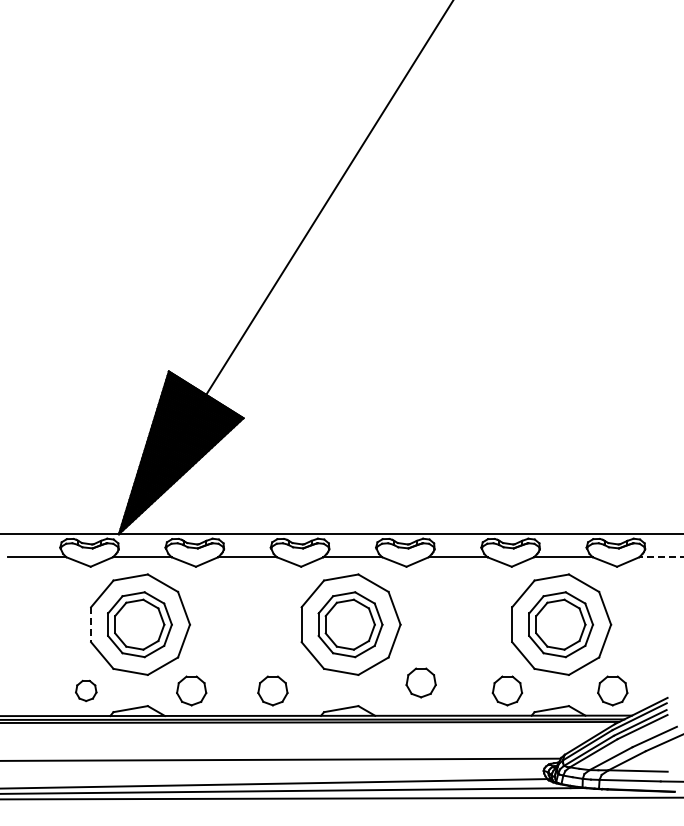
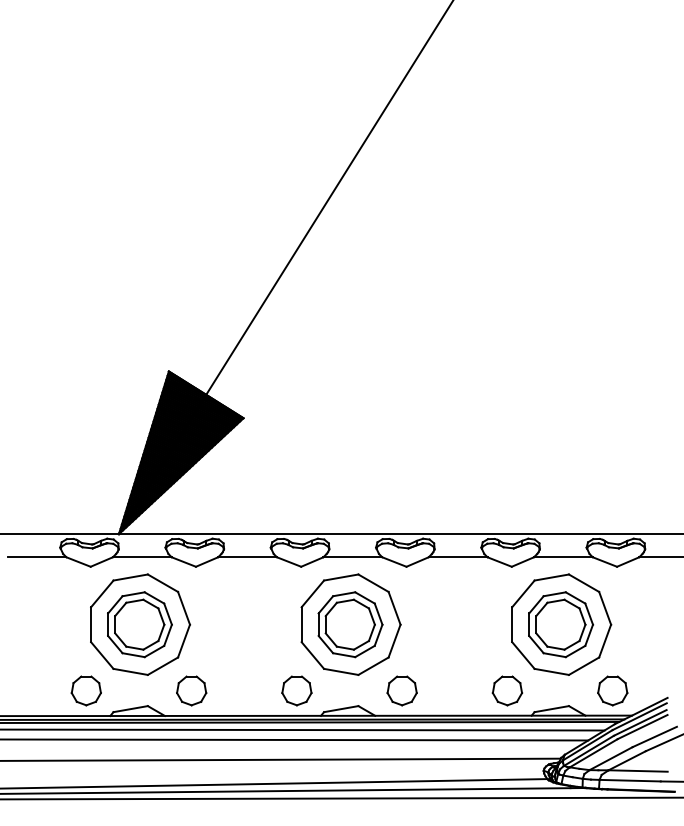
line: dashed -> solid (661, 557)
line: dashed -> solid (91, 625)
part position: (420, 682) -> (401, 690) (401, 690)
part size: 23x24 px -> 32x32 px (85, 690)
part position: (272, 690) -> (296, 690) (296, 690)
line: none -> present (303, 729)
line: none -> present (295, 739)
